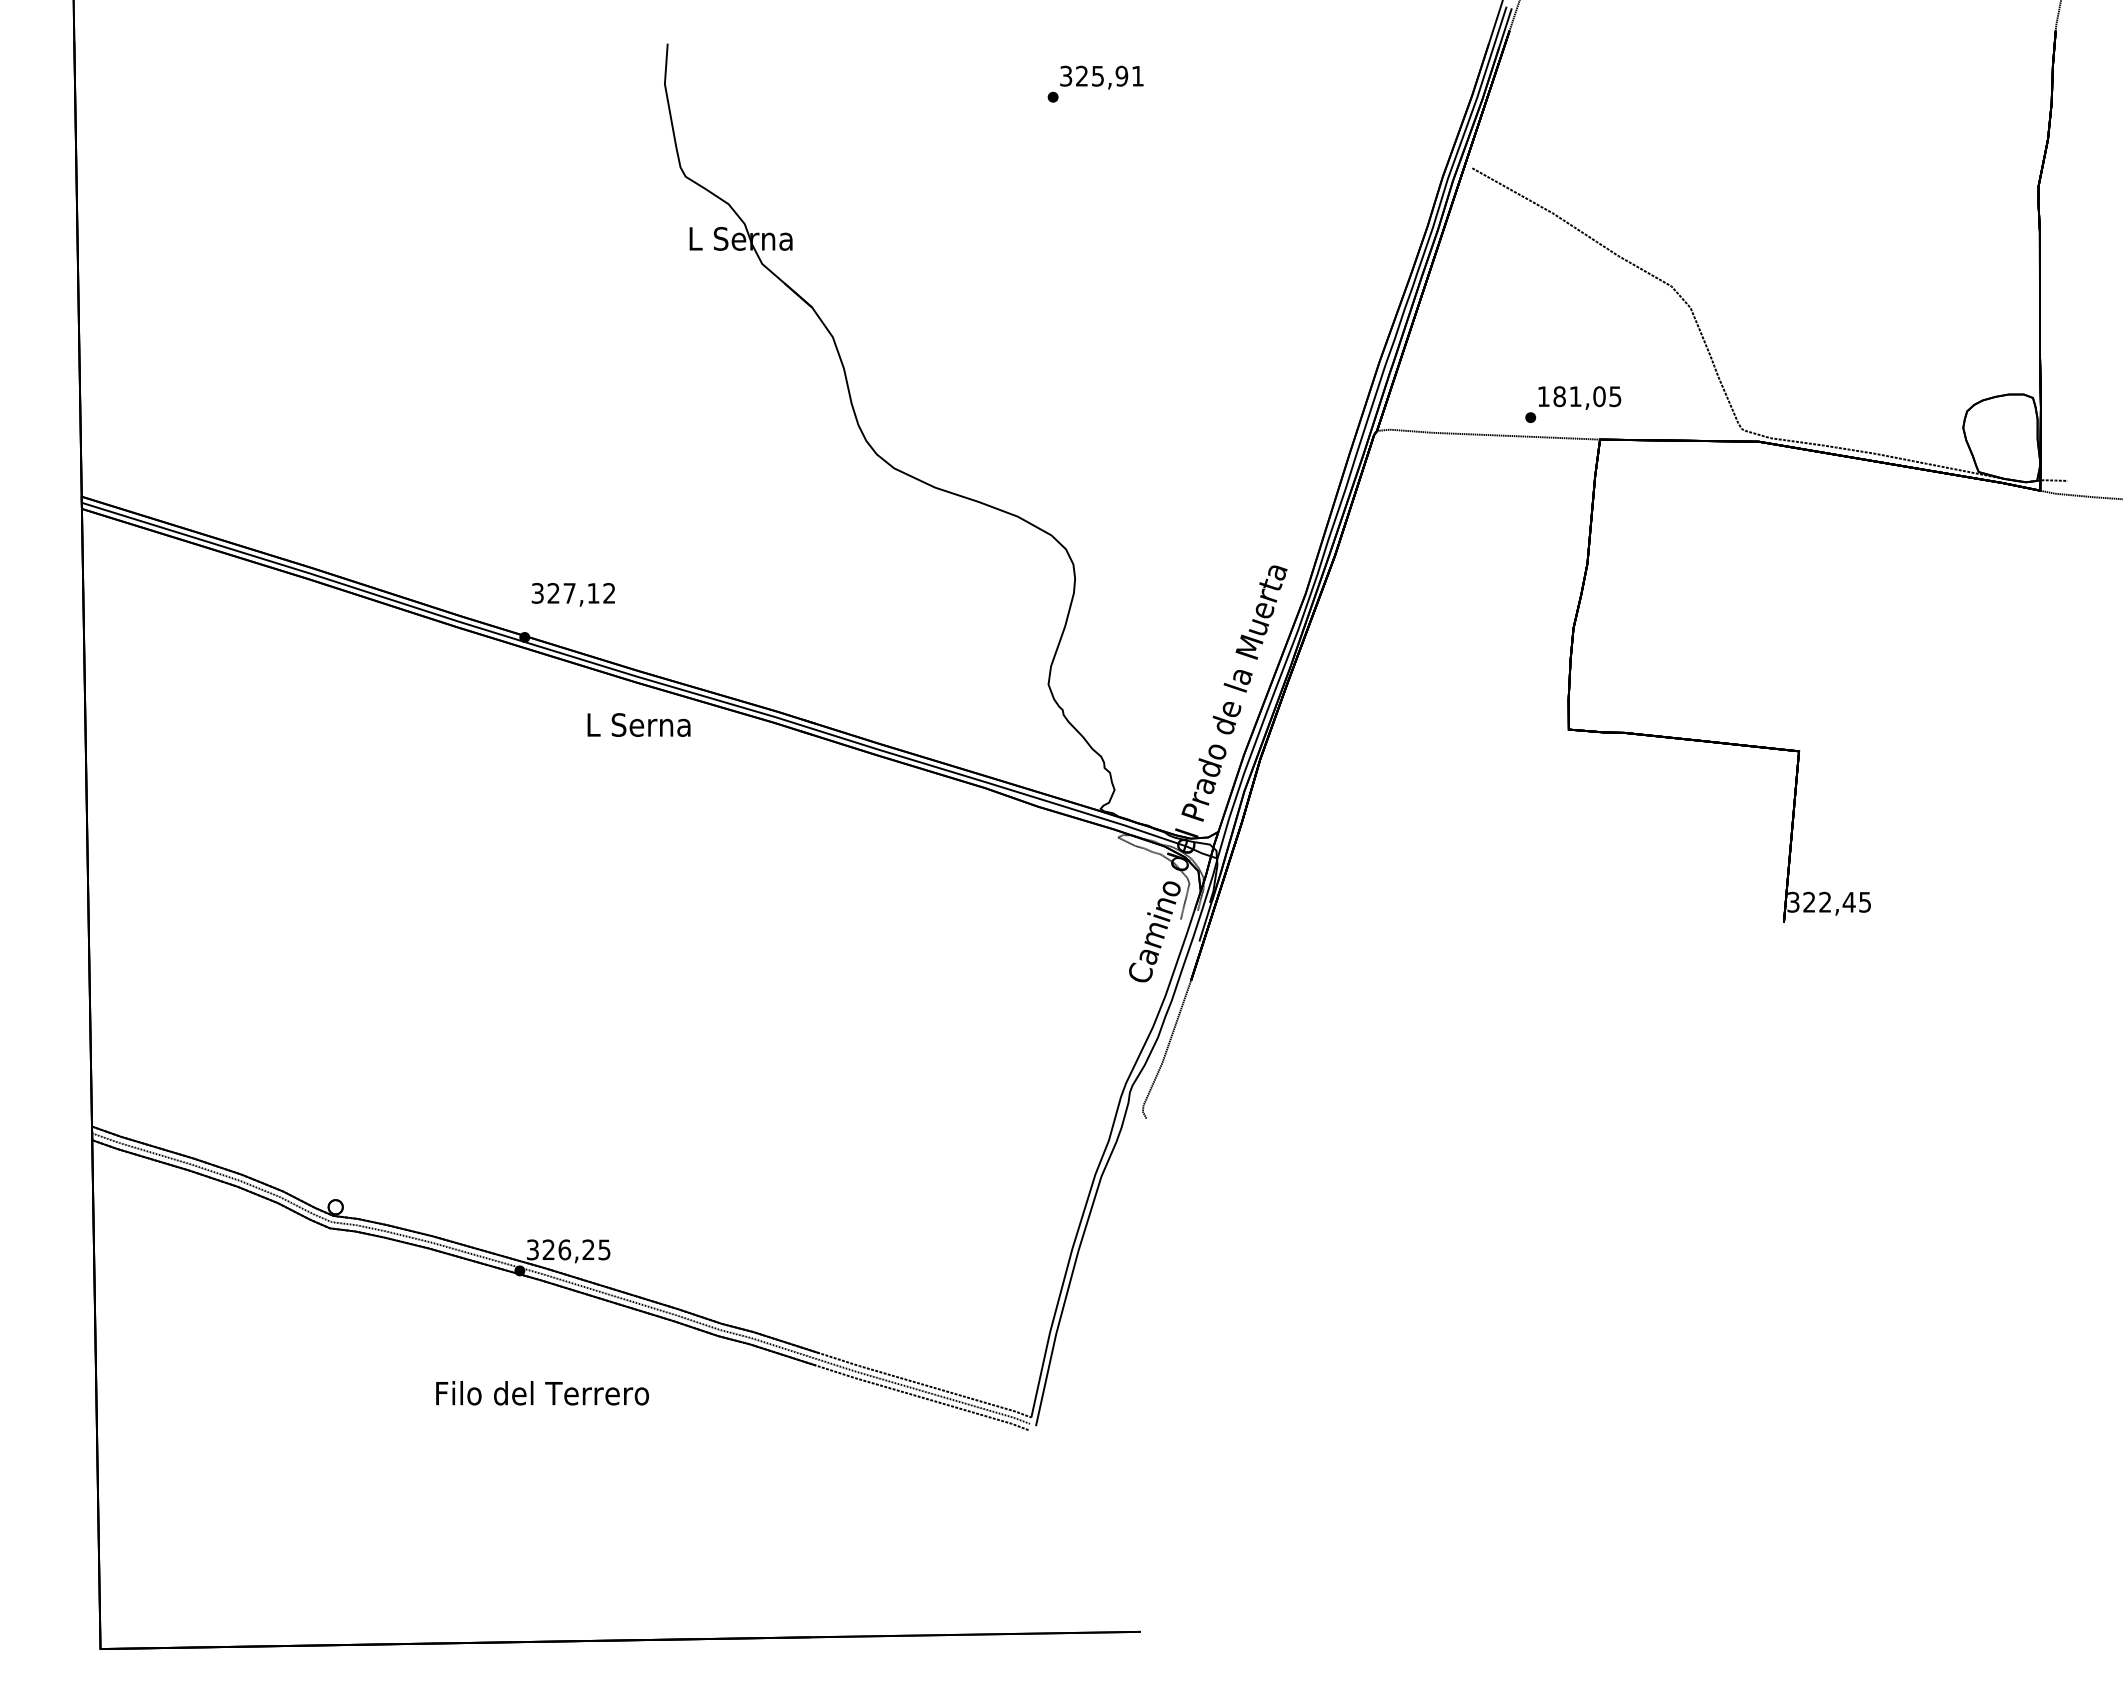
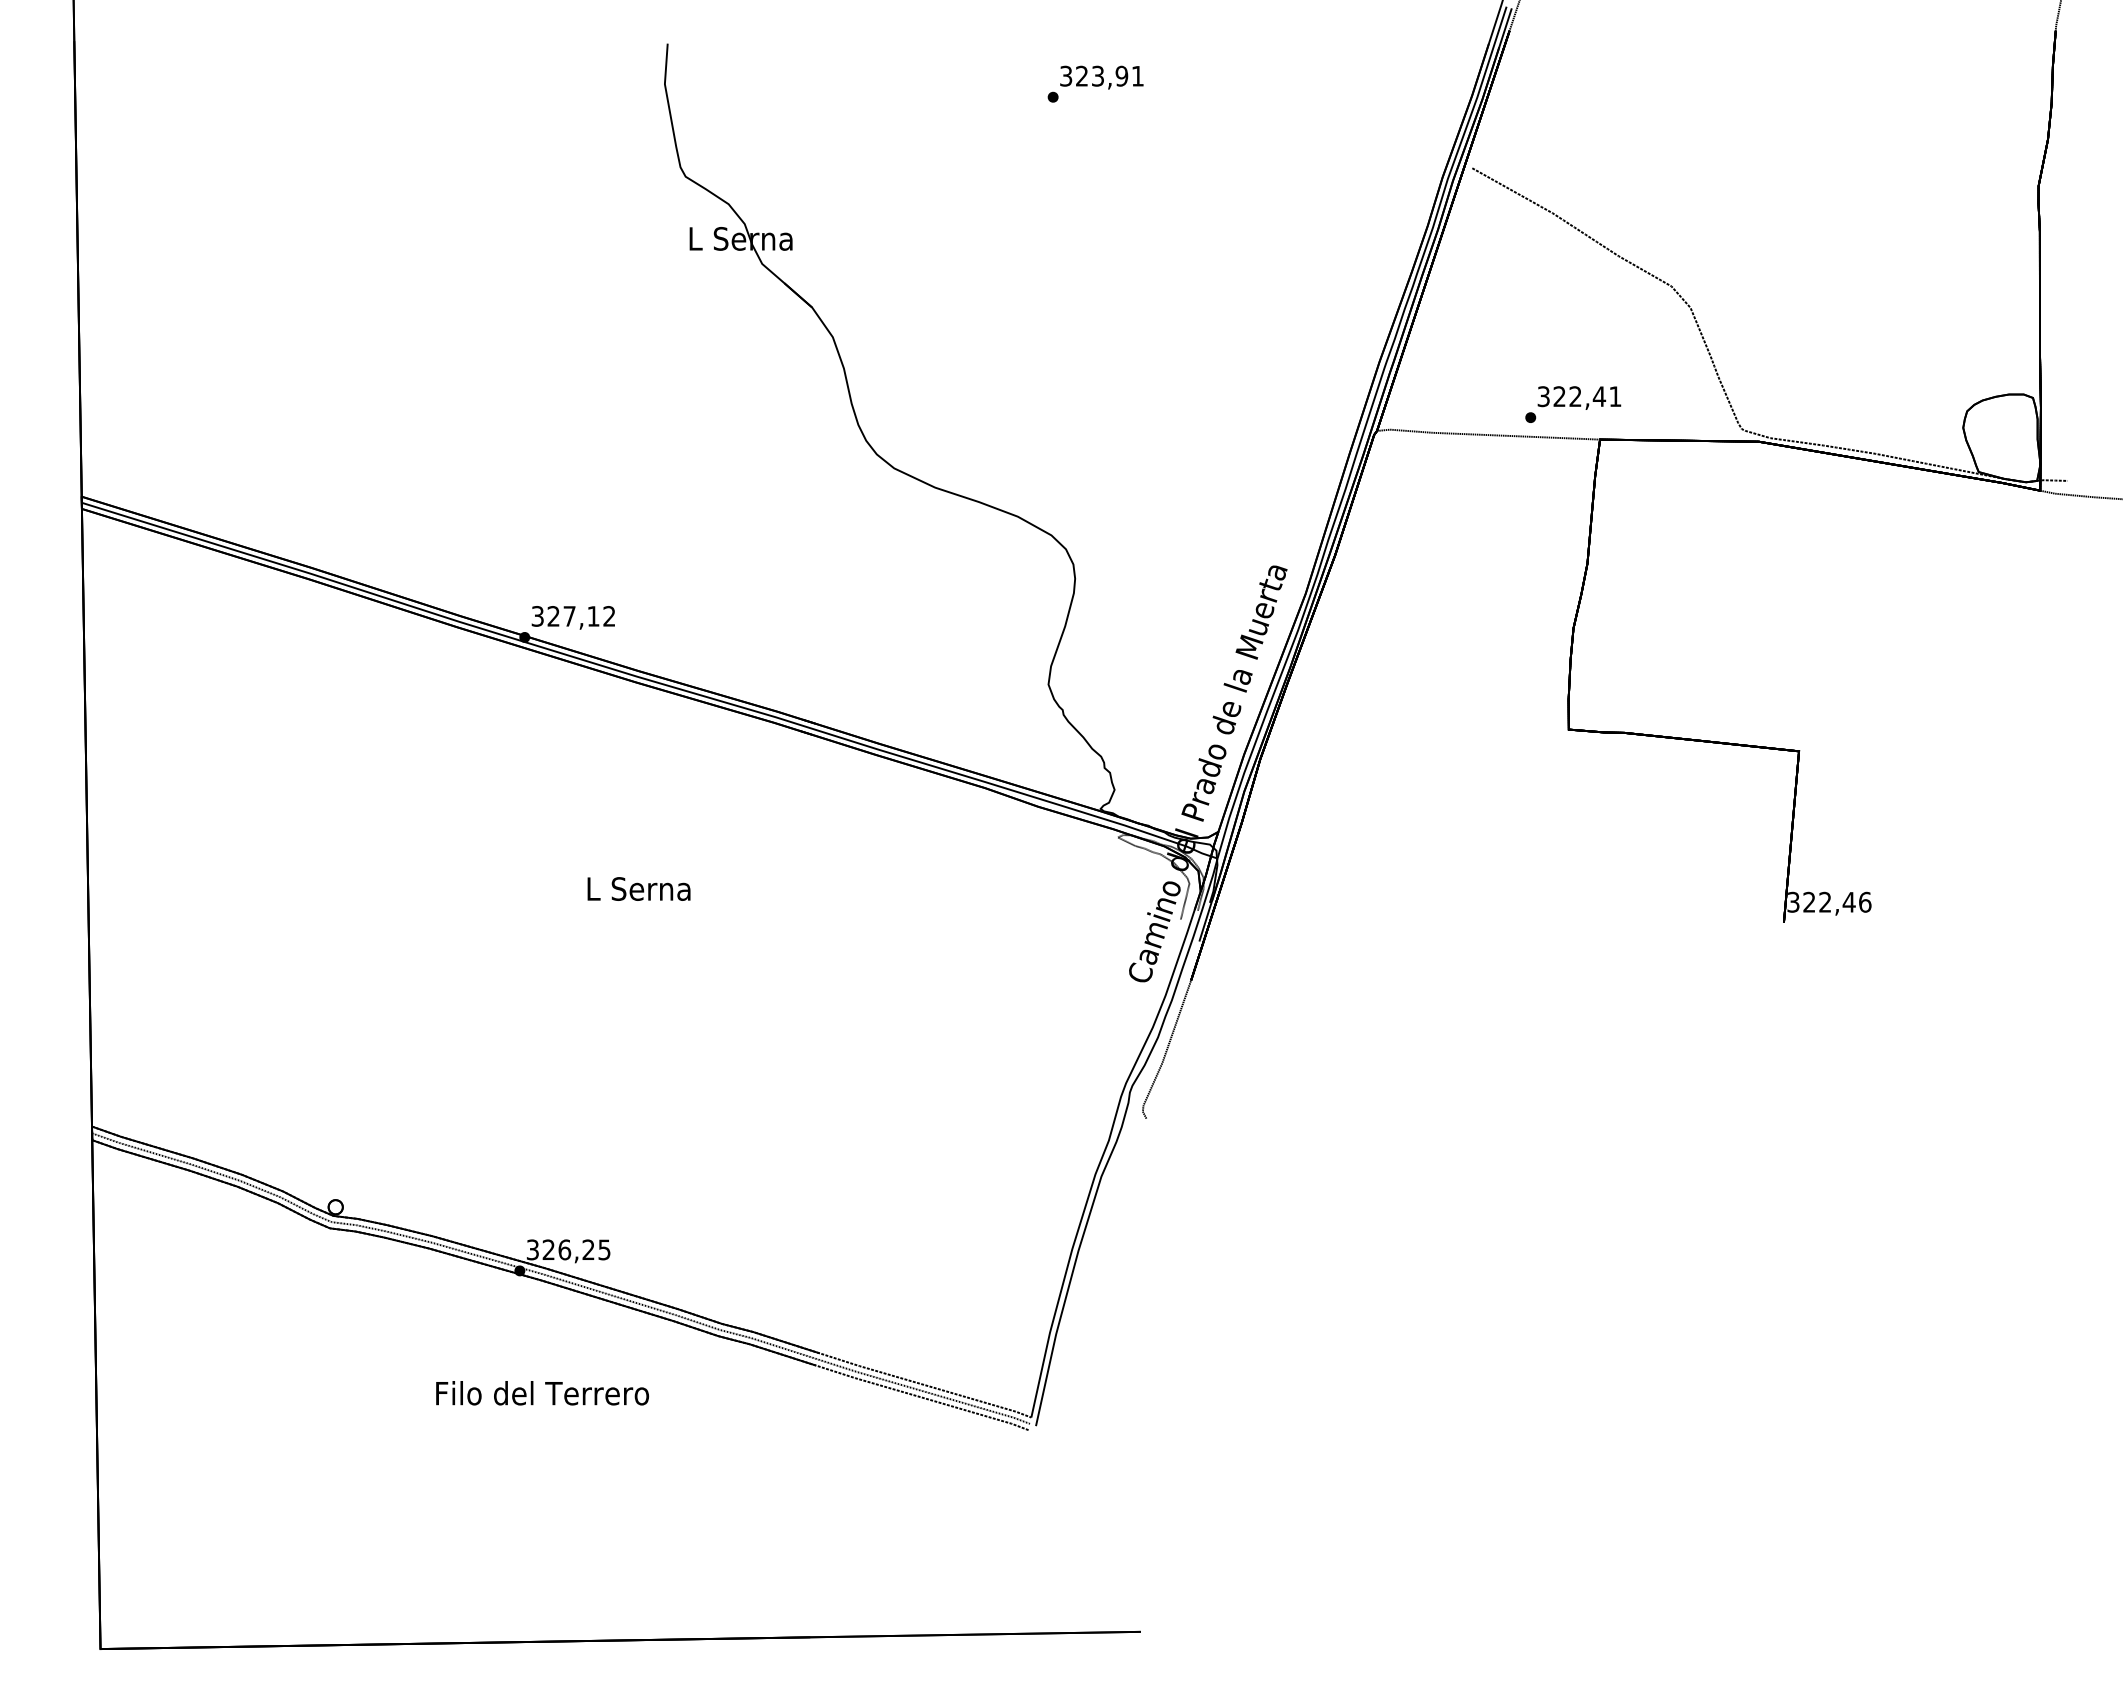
text: 325,91 -> 323,91 (1097, 75)
text: 181,05 -> 322,41 (1579, 396)
text position: (572, 594) -> (572, 617) (572, 617)
text position: (638, 724) -> (638, 888) (638, 888)
text: 322,45 -> 322,46 (1865, 901)
